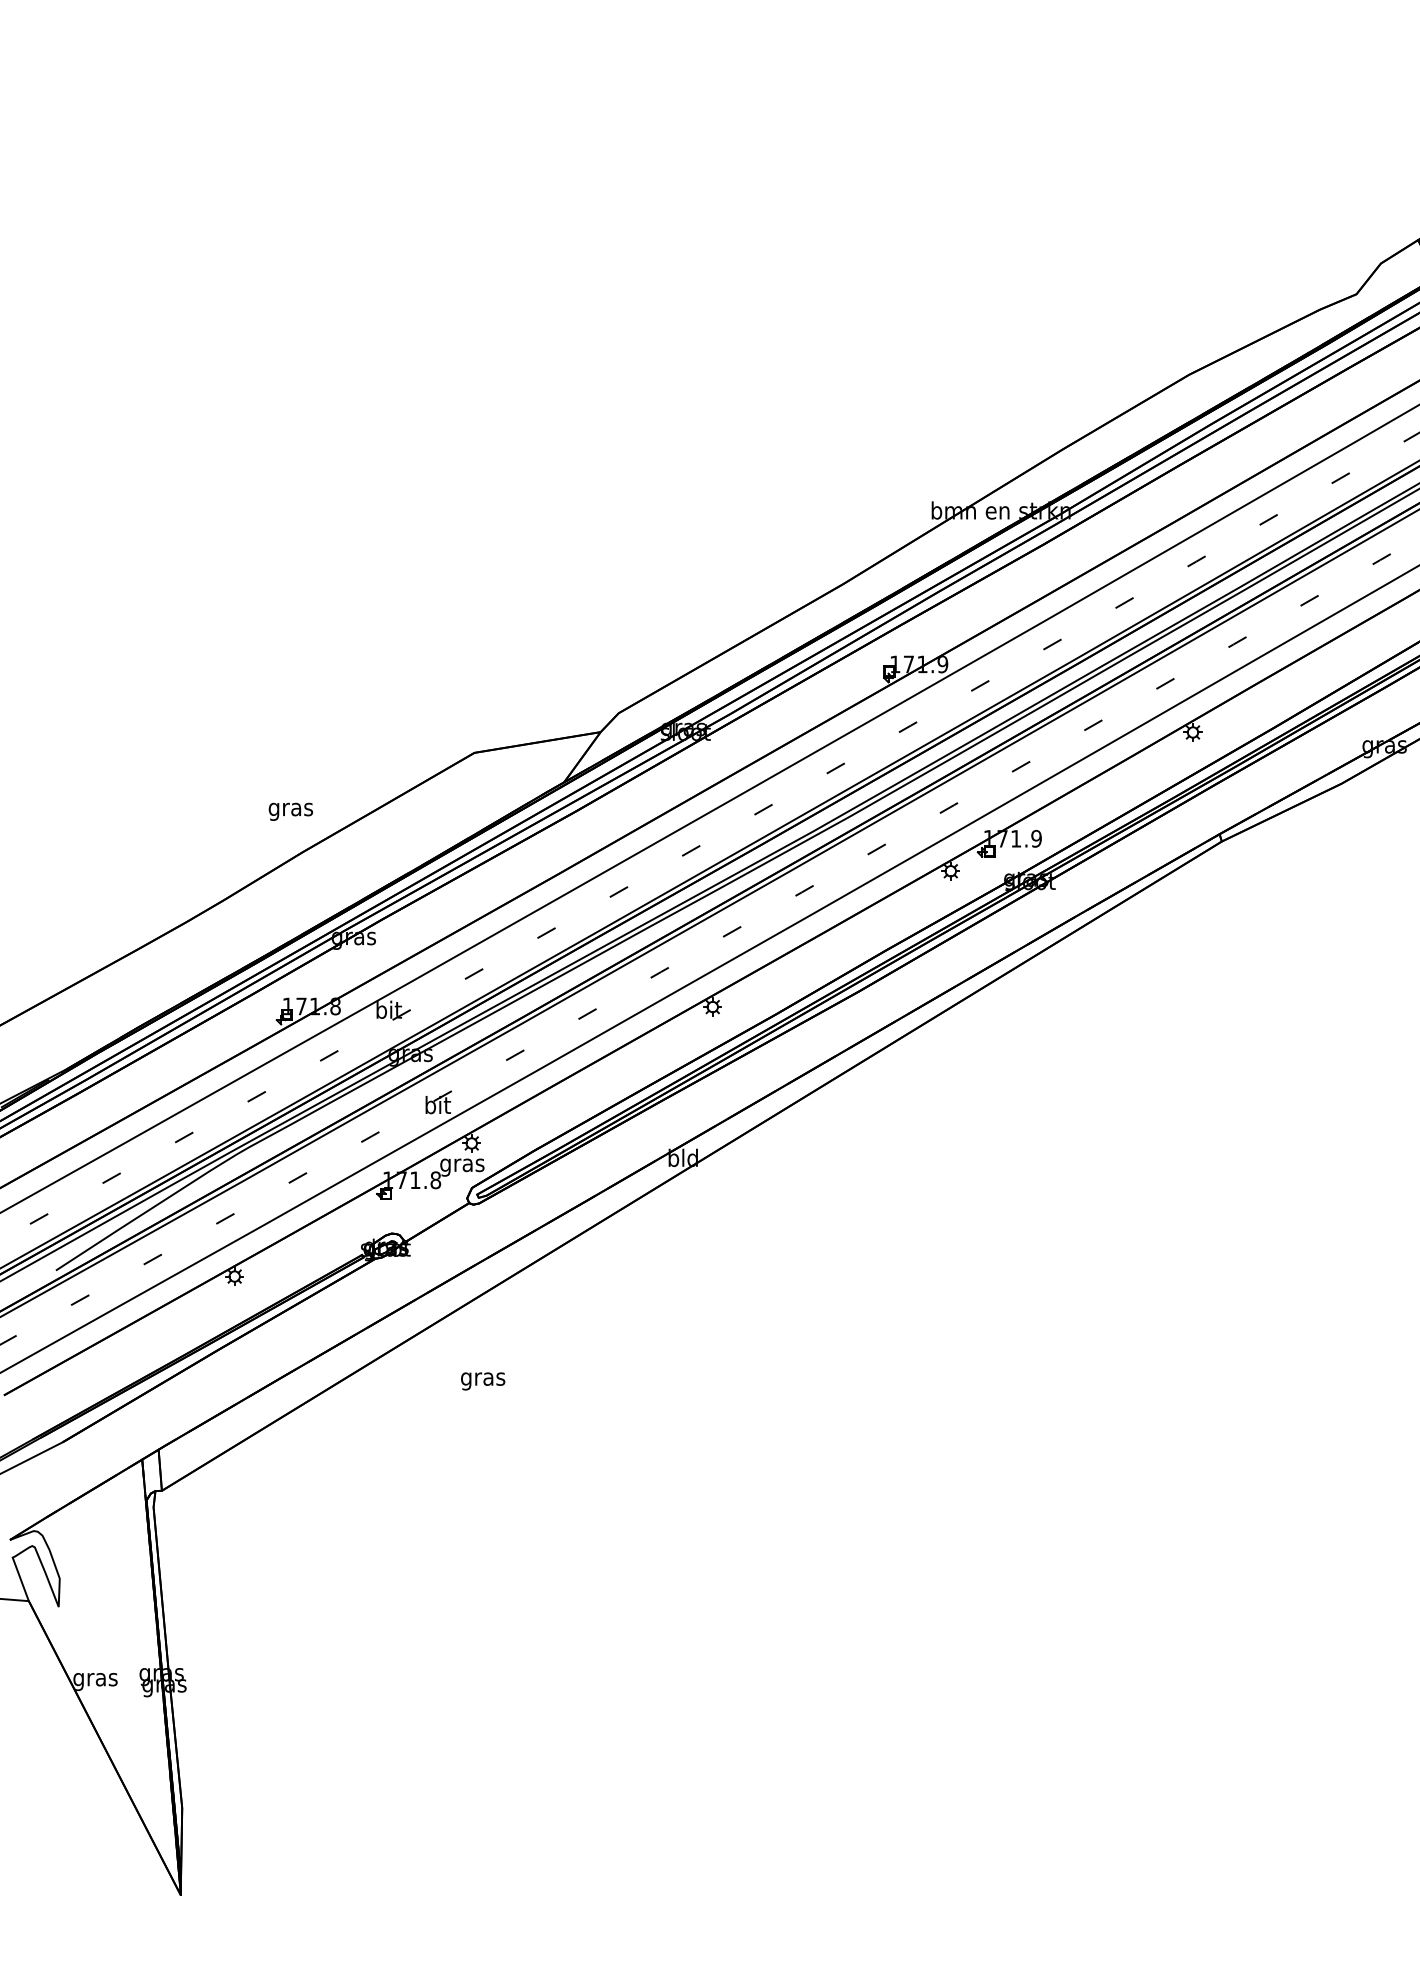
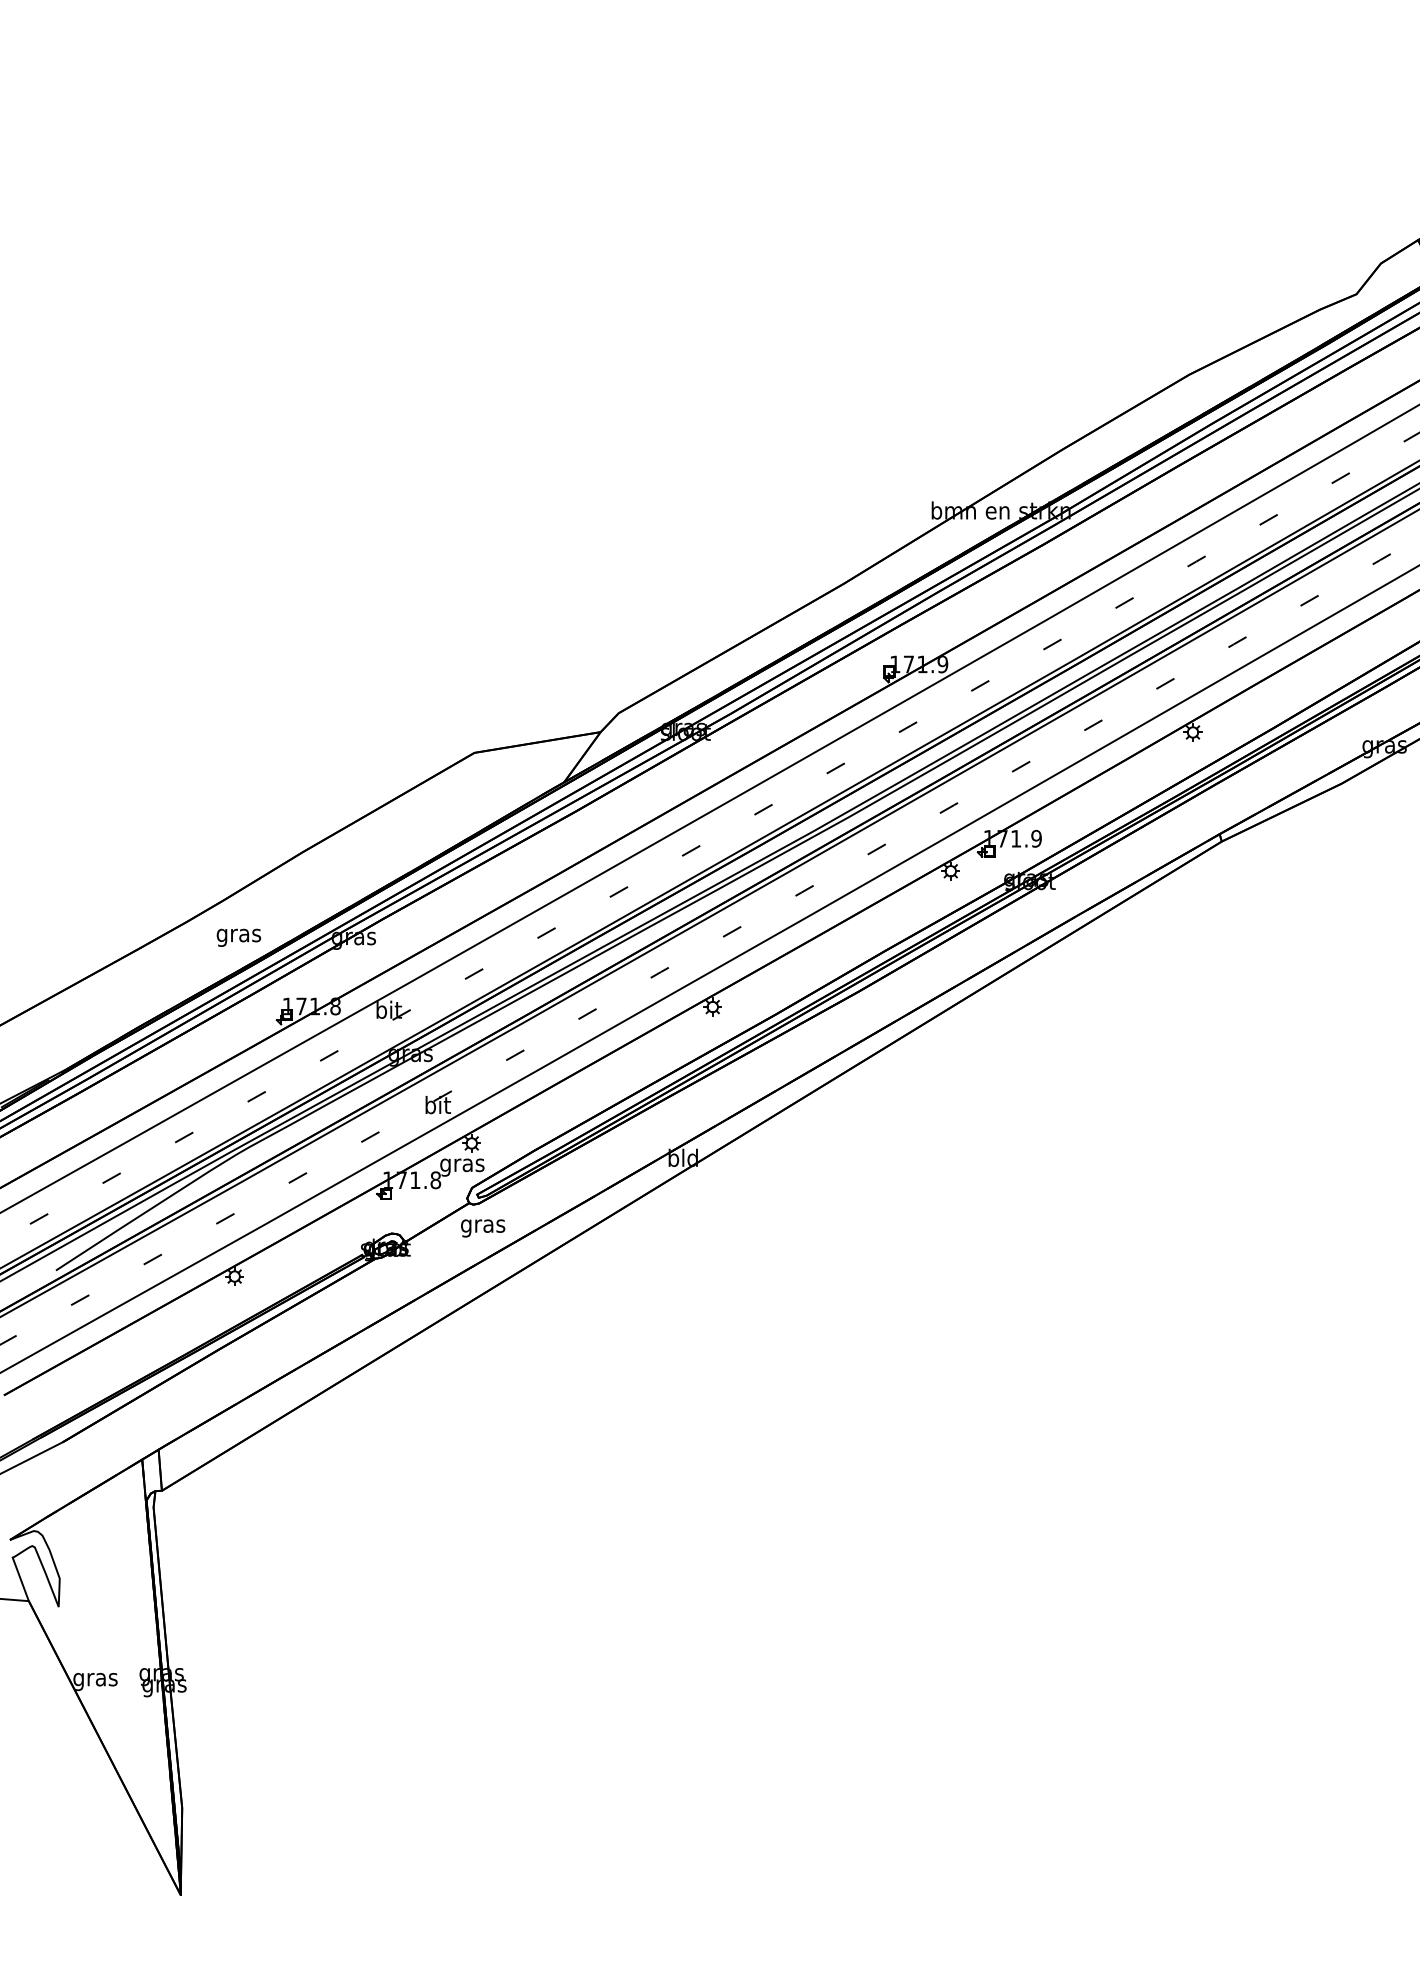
text position: (290, 811) -> (238, 937) (238, 937)
text position: (483, 1381) -> (483, 1228) (483, 1228)
